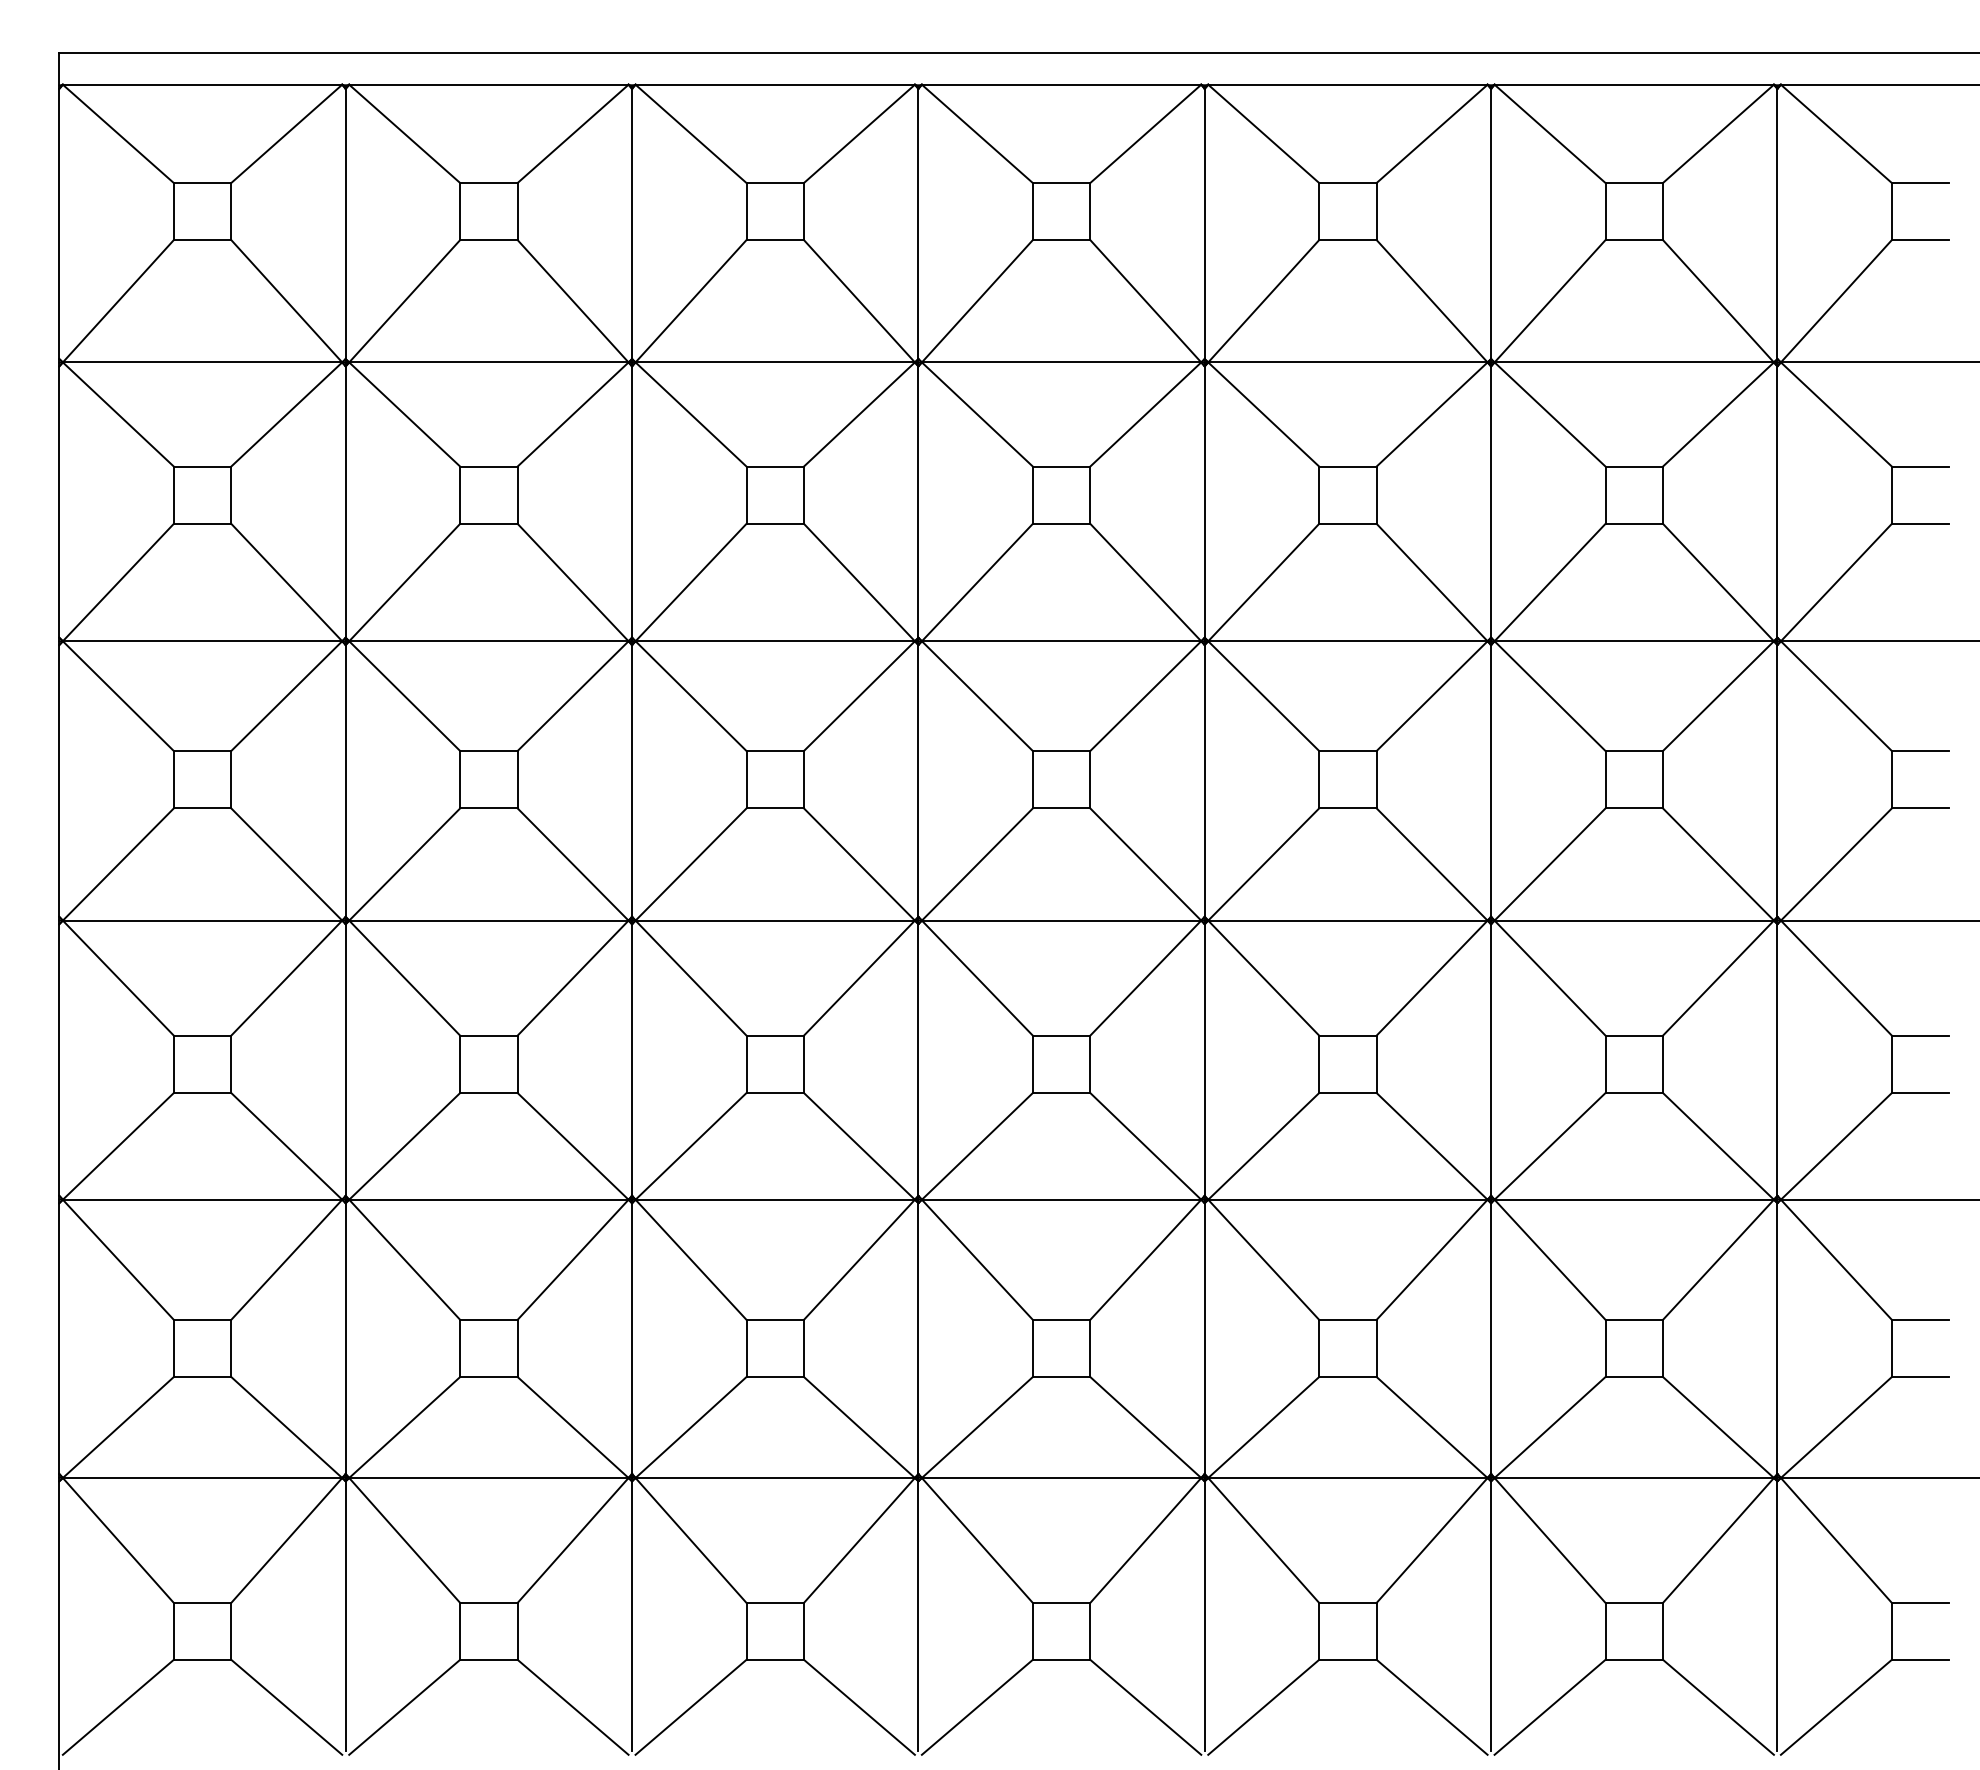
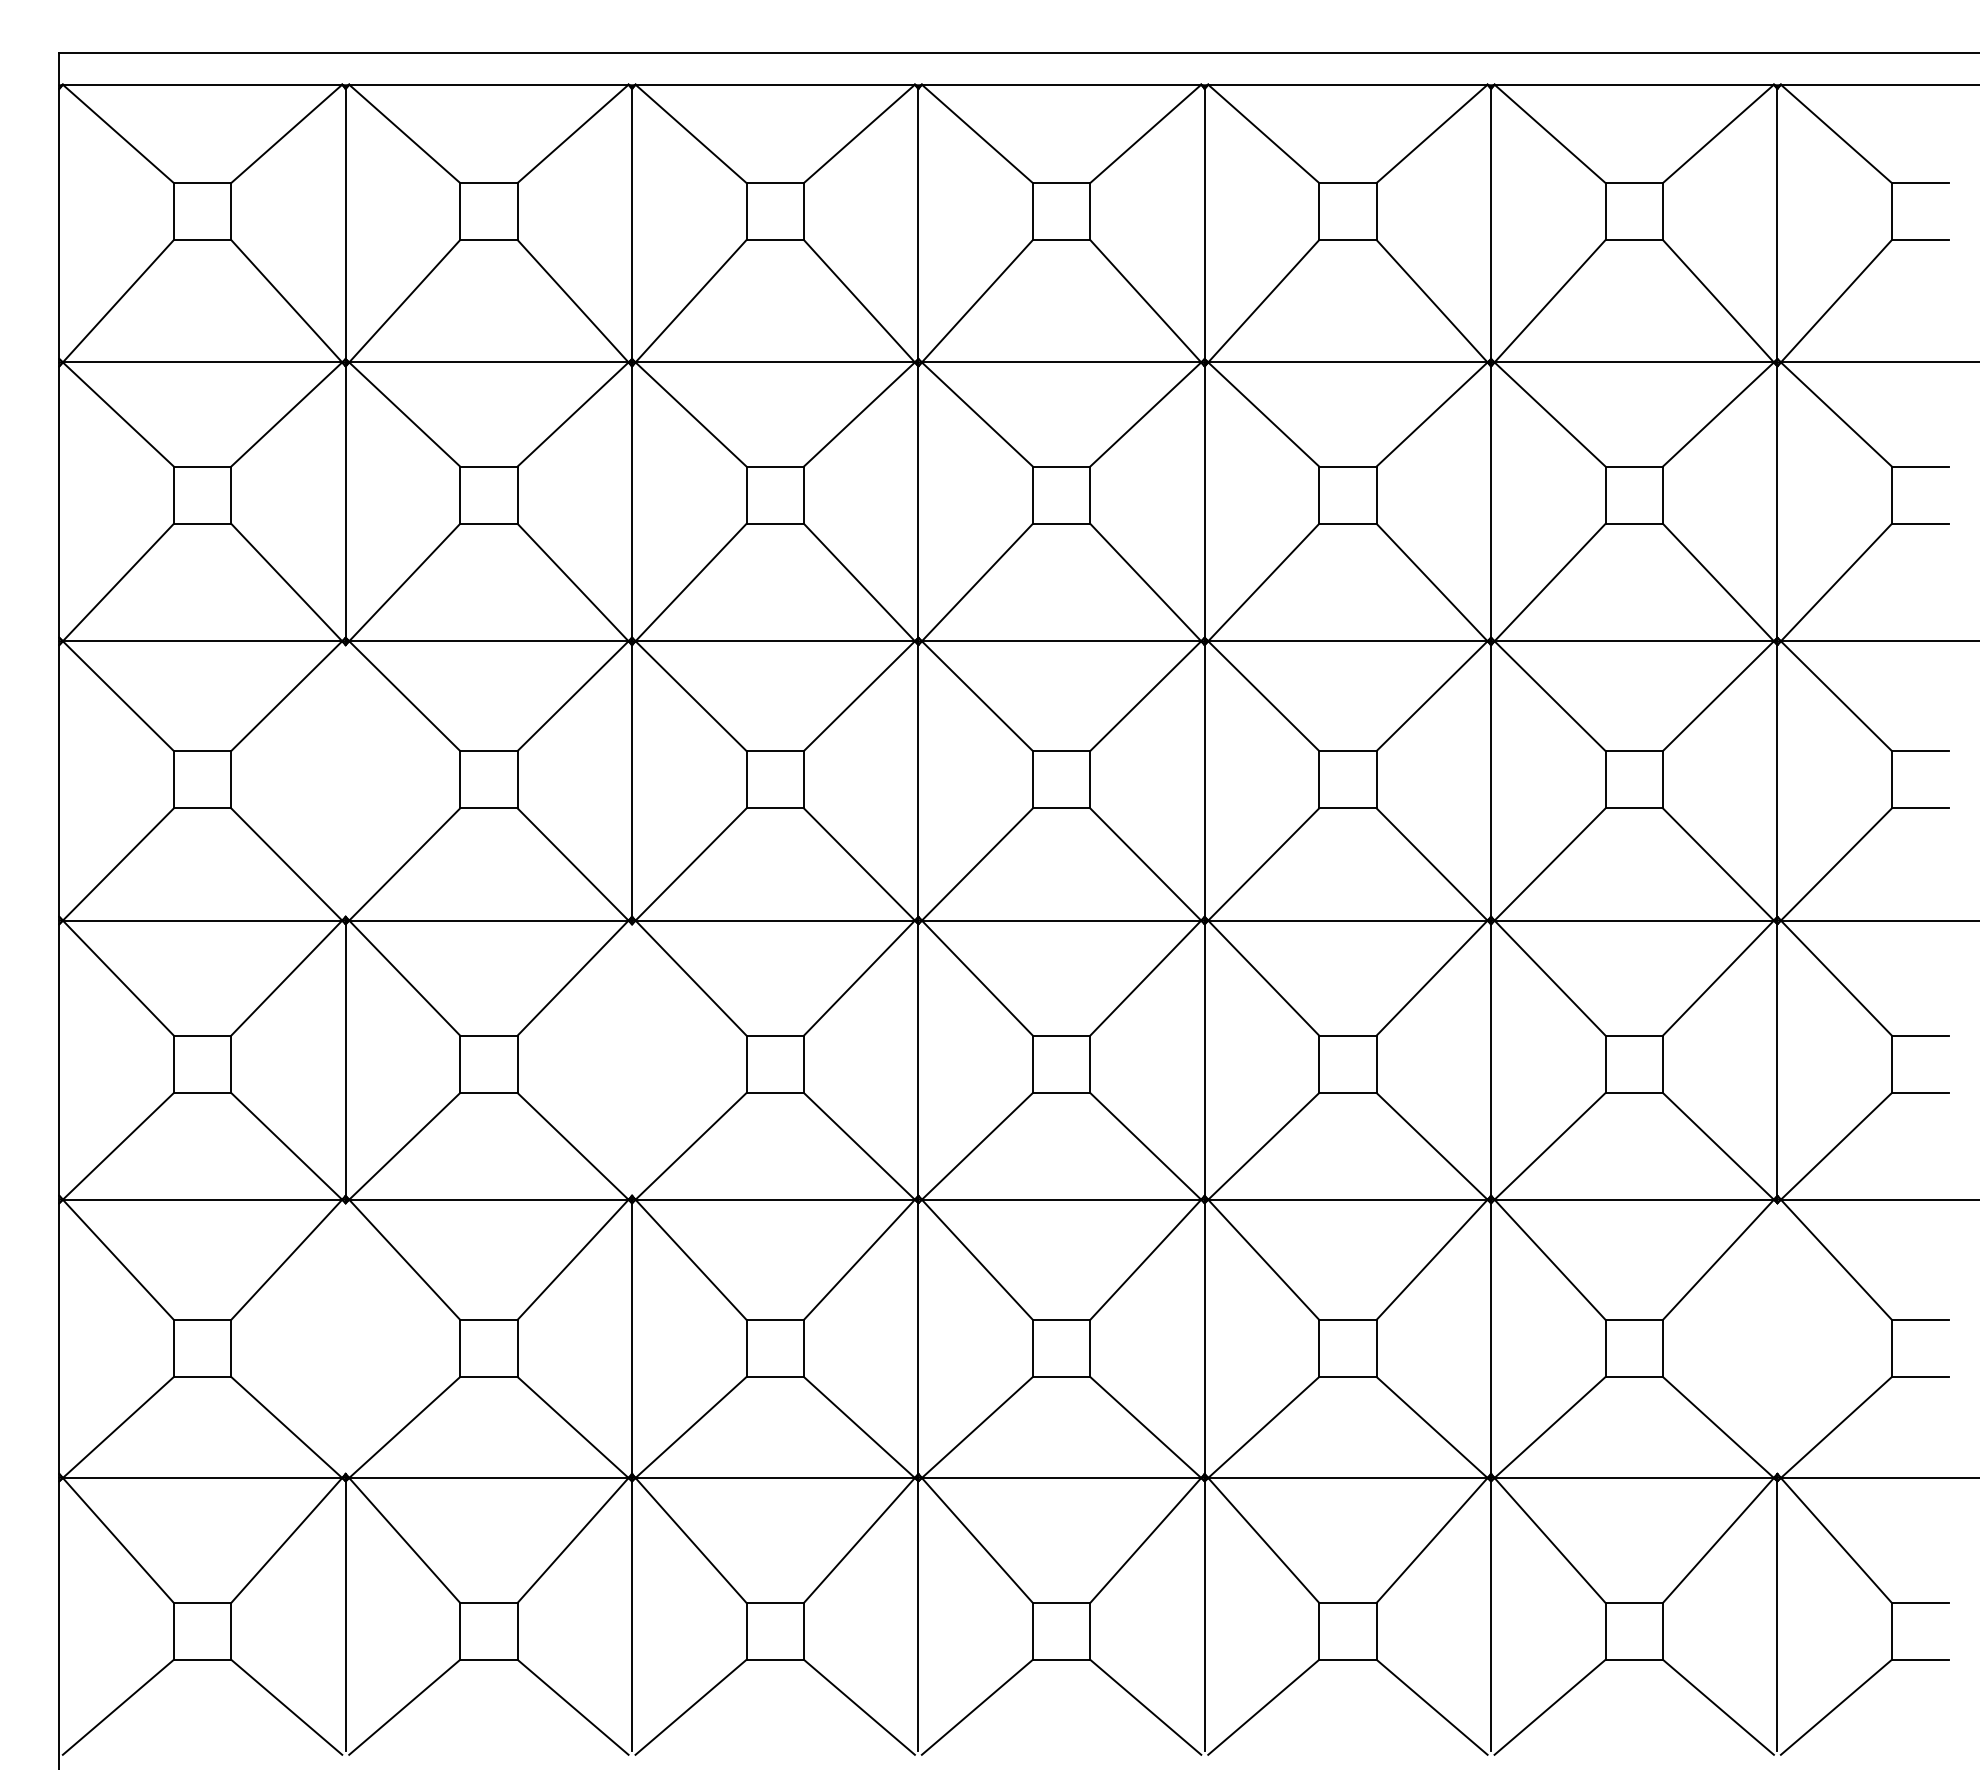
line: present -> none (345, 780)
line: present -> none (632, 1059)
line: present -> none (345, 1338)
line: present -> none (1777, 1338)
